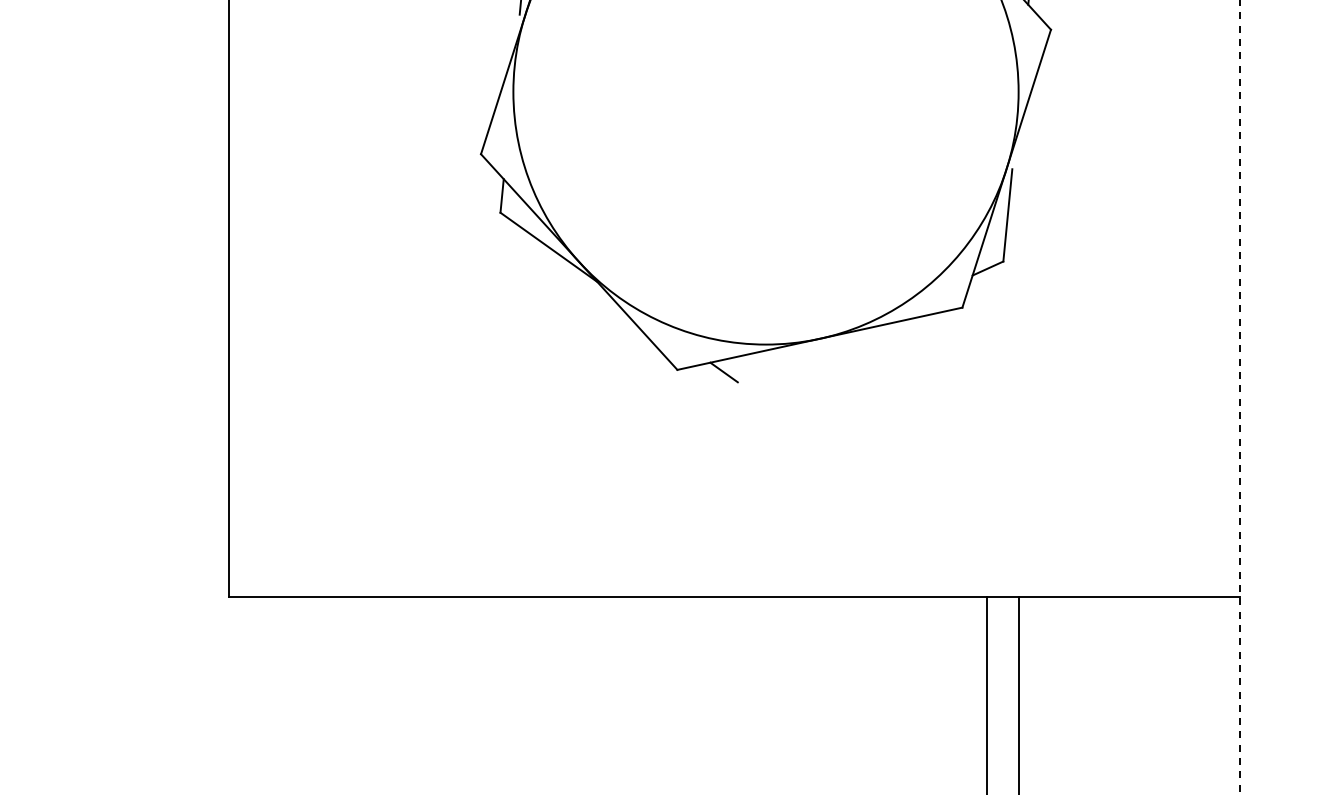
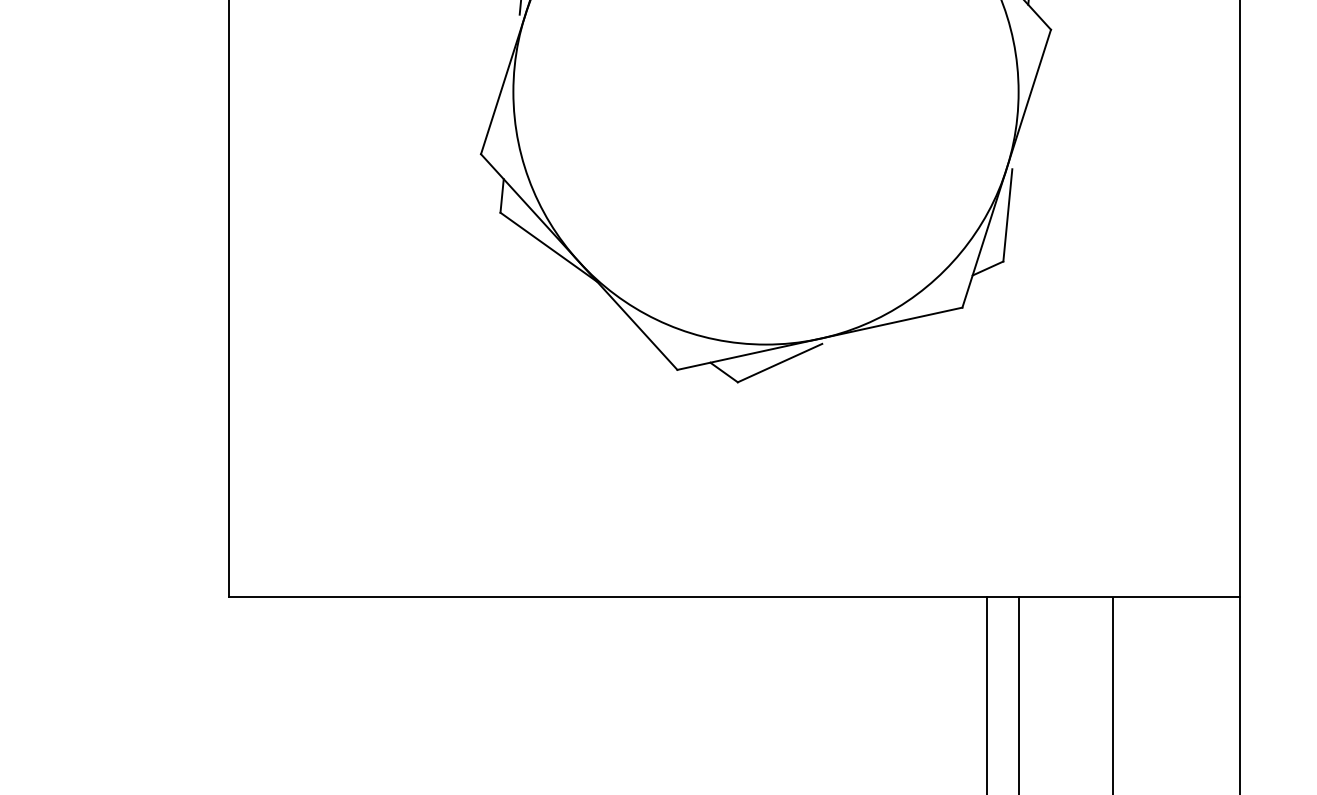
line: none -> present (779, 362)
line: dashed -> solid (1239, 397)
line: none -> present (1113, 694)
